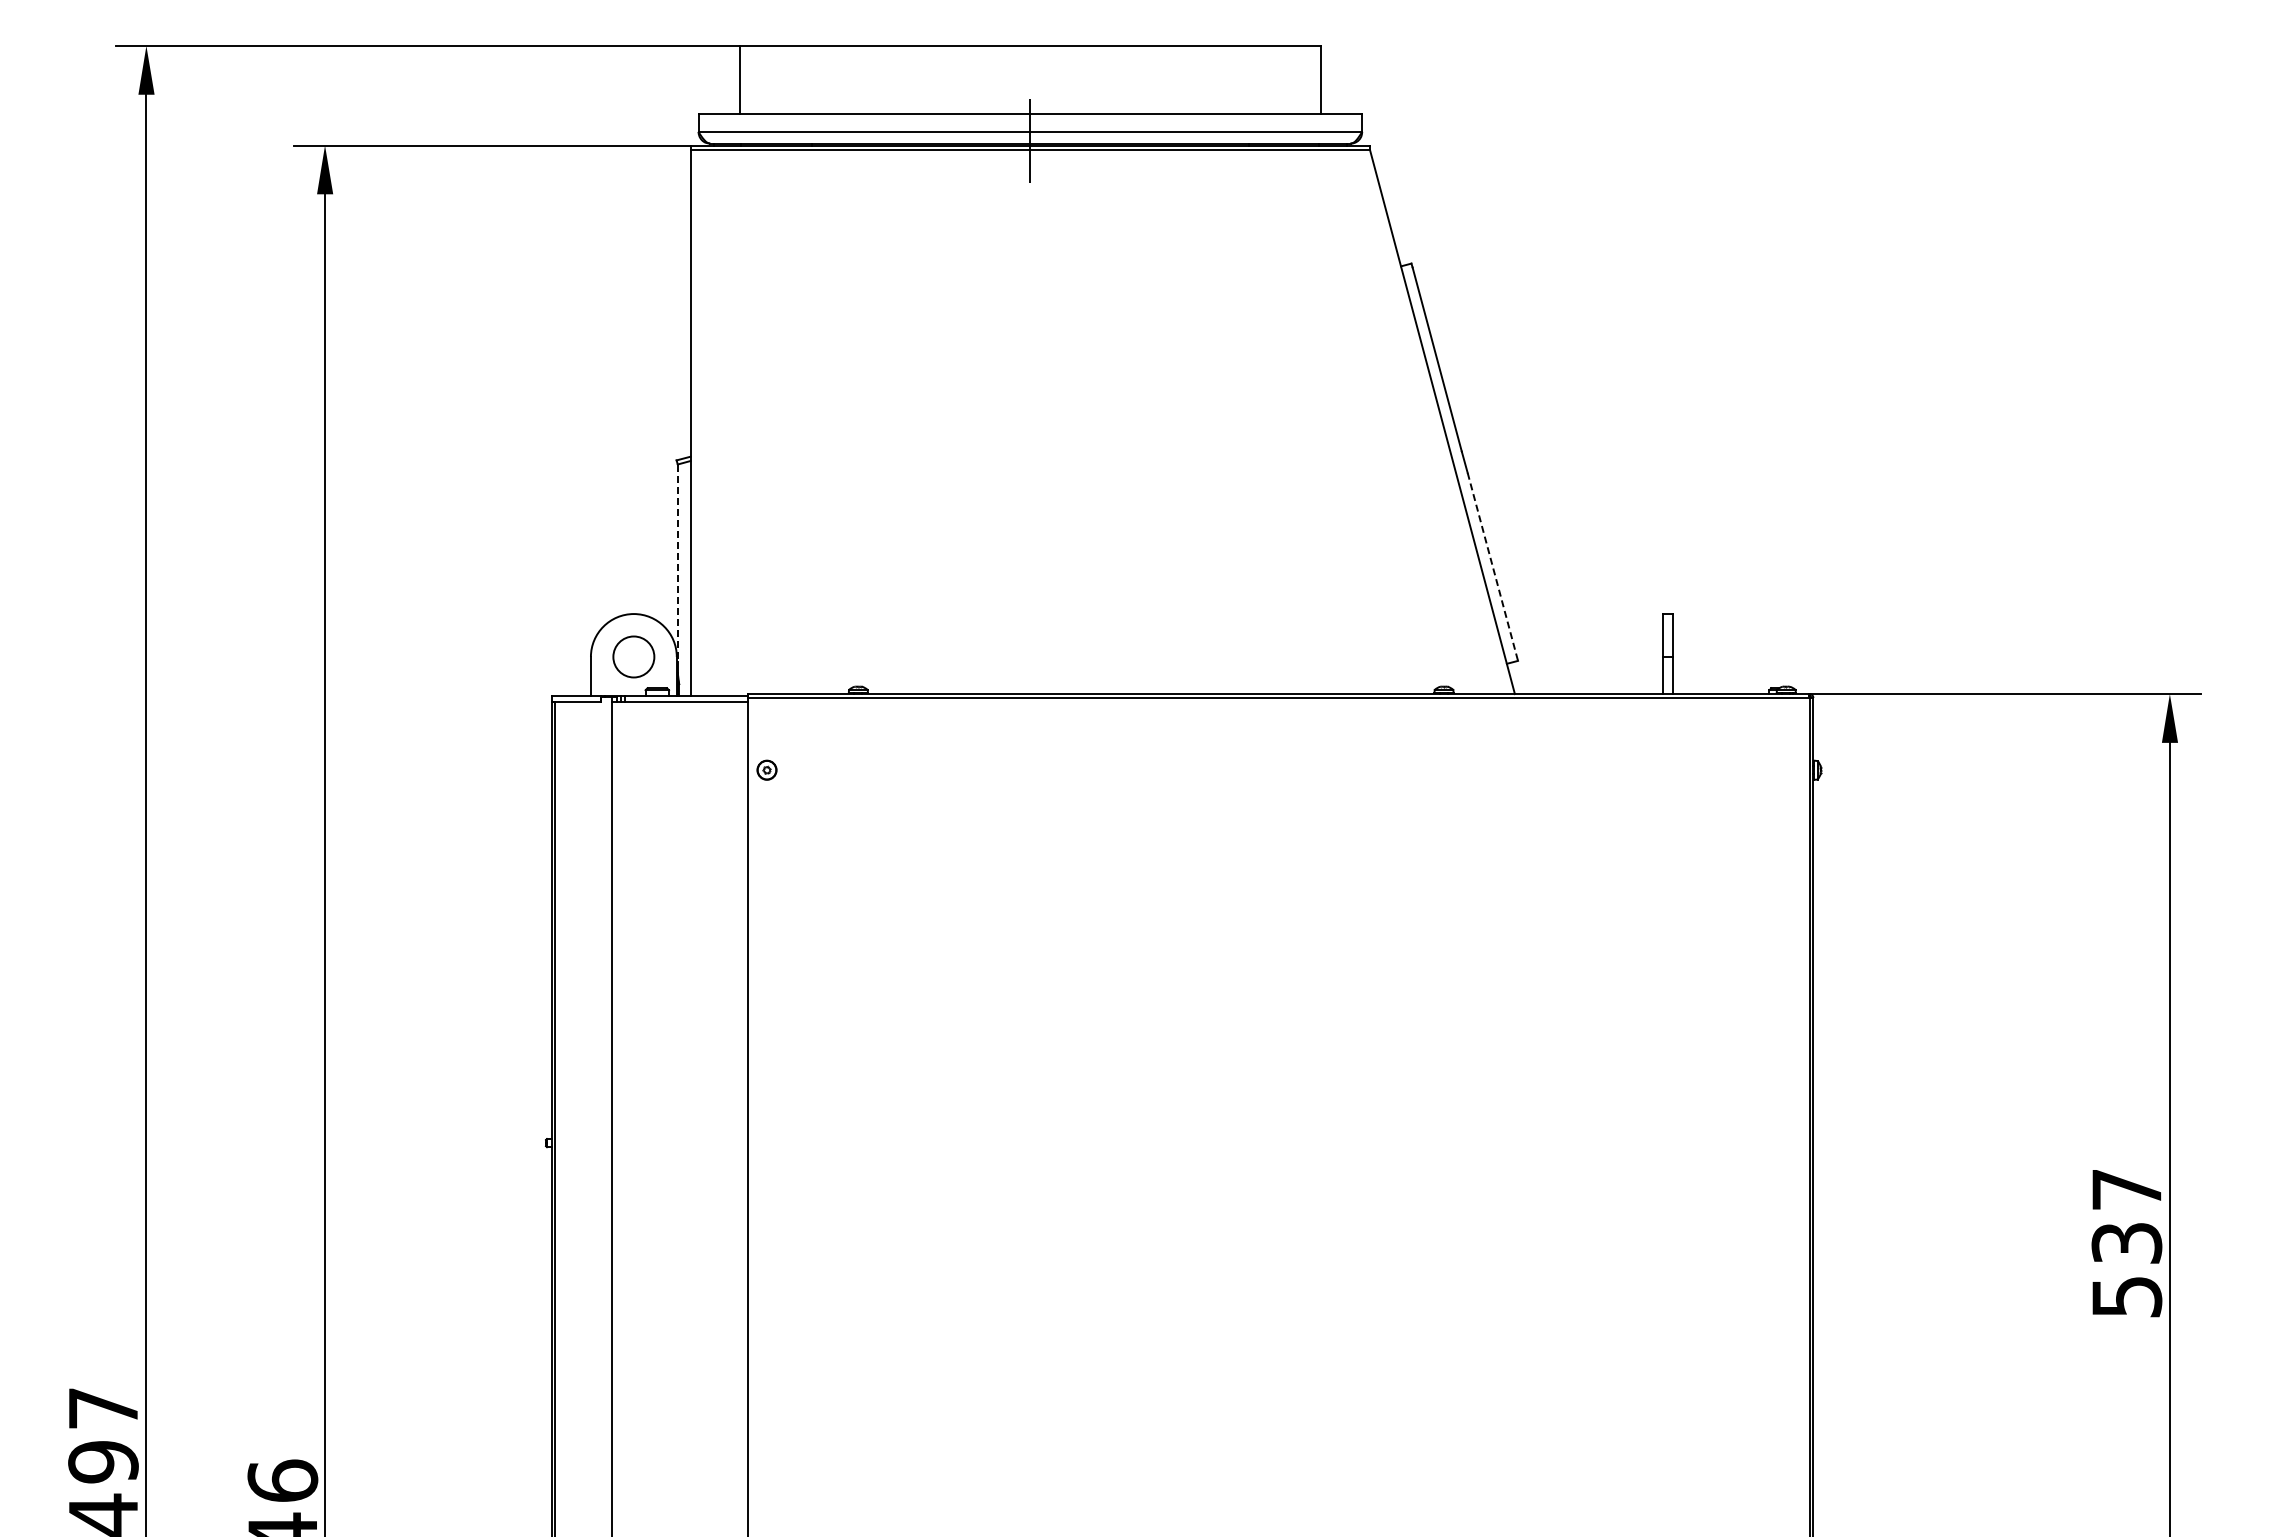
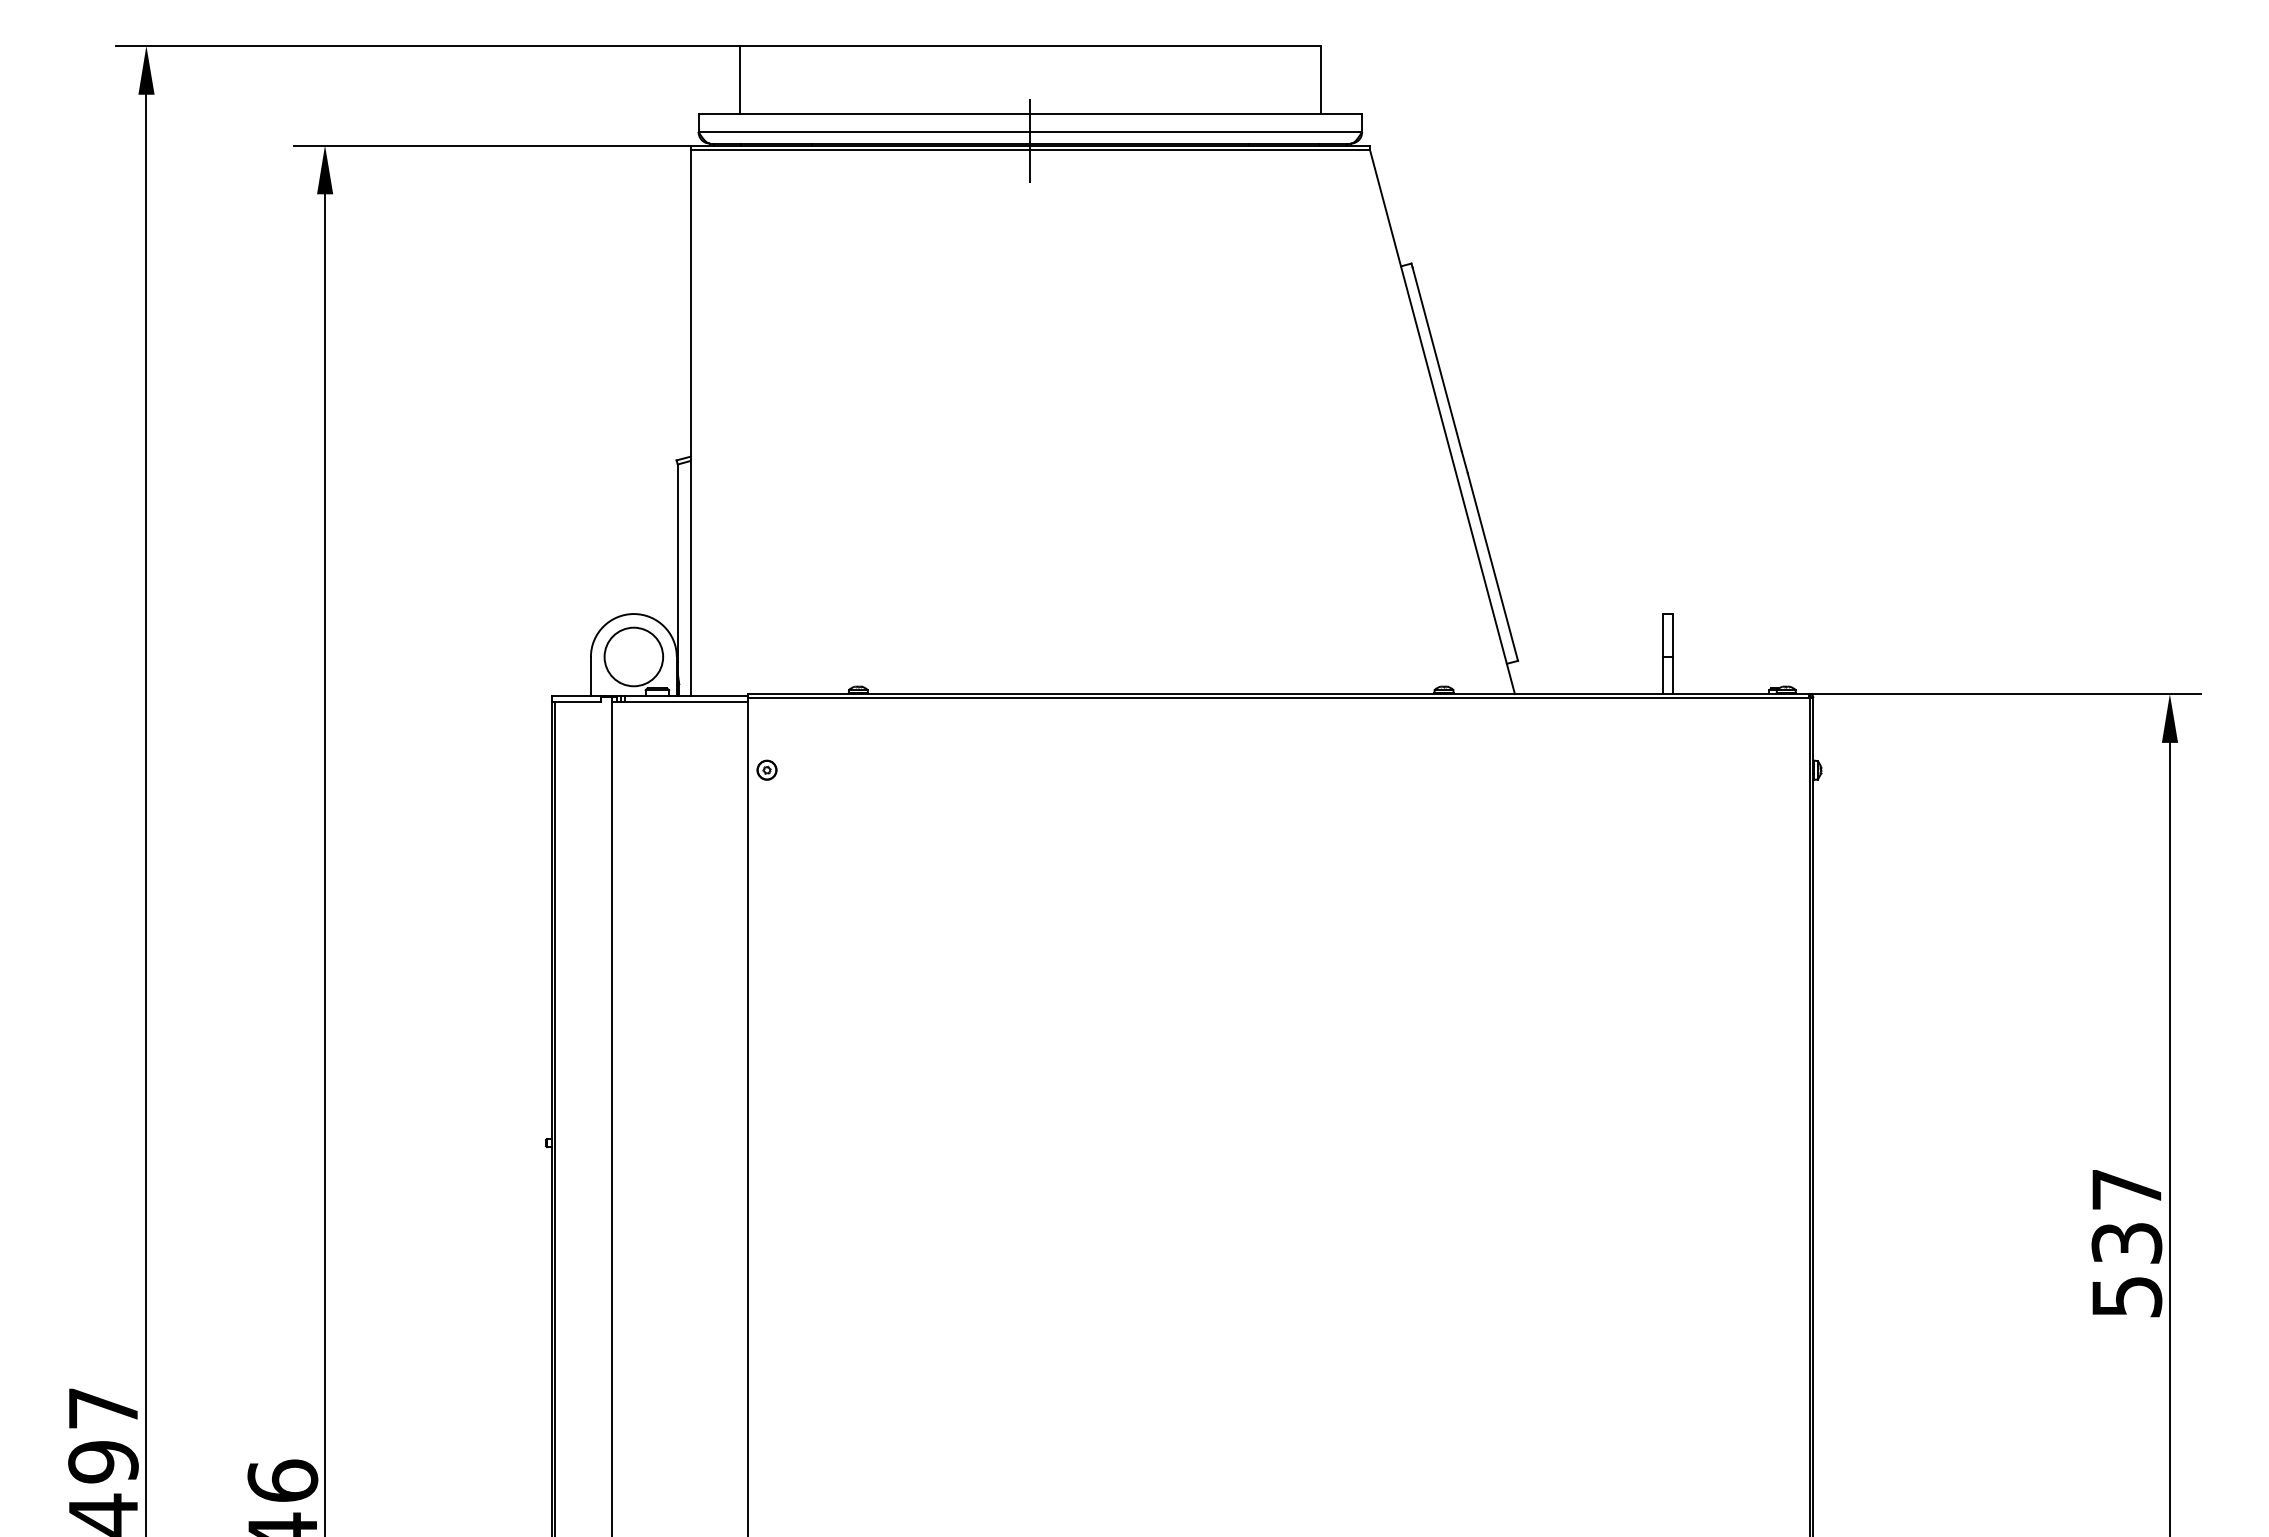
line: dashed -> solid (677, 563)
line: dashed -> solid (1492, 567)
circle diameter: 41 px -> 59 px (633, 656)
